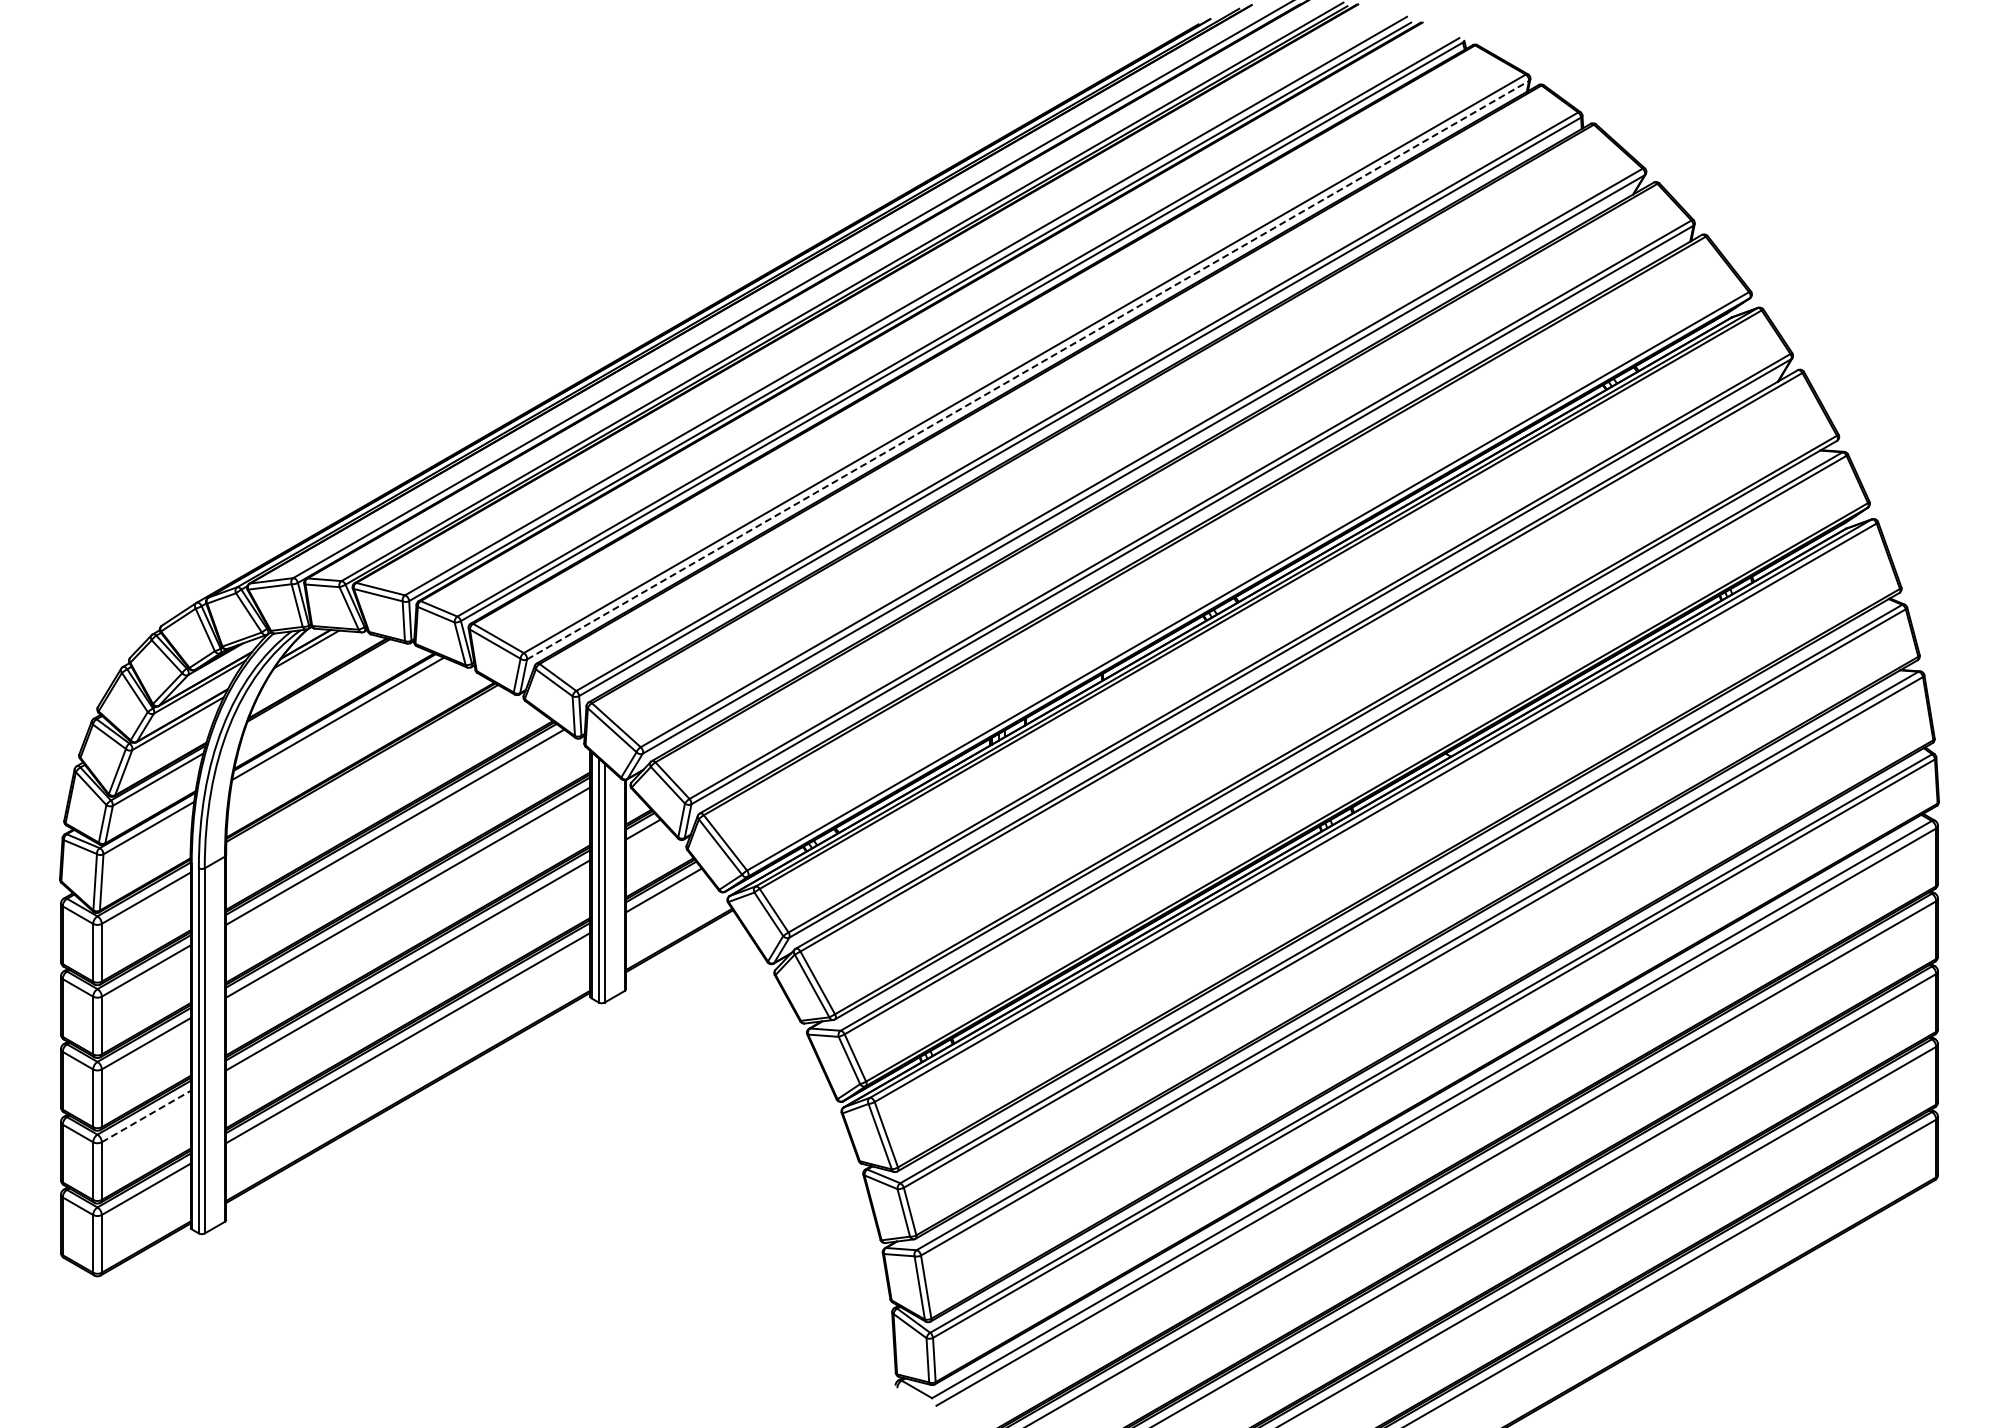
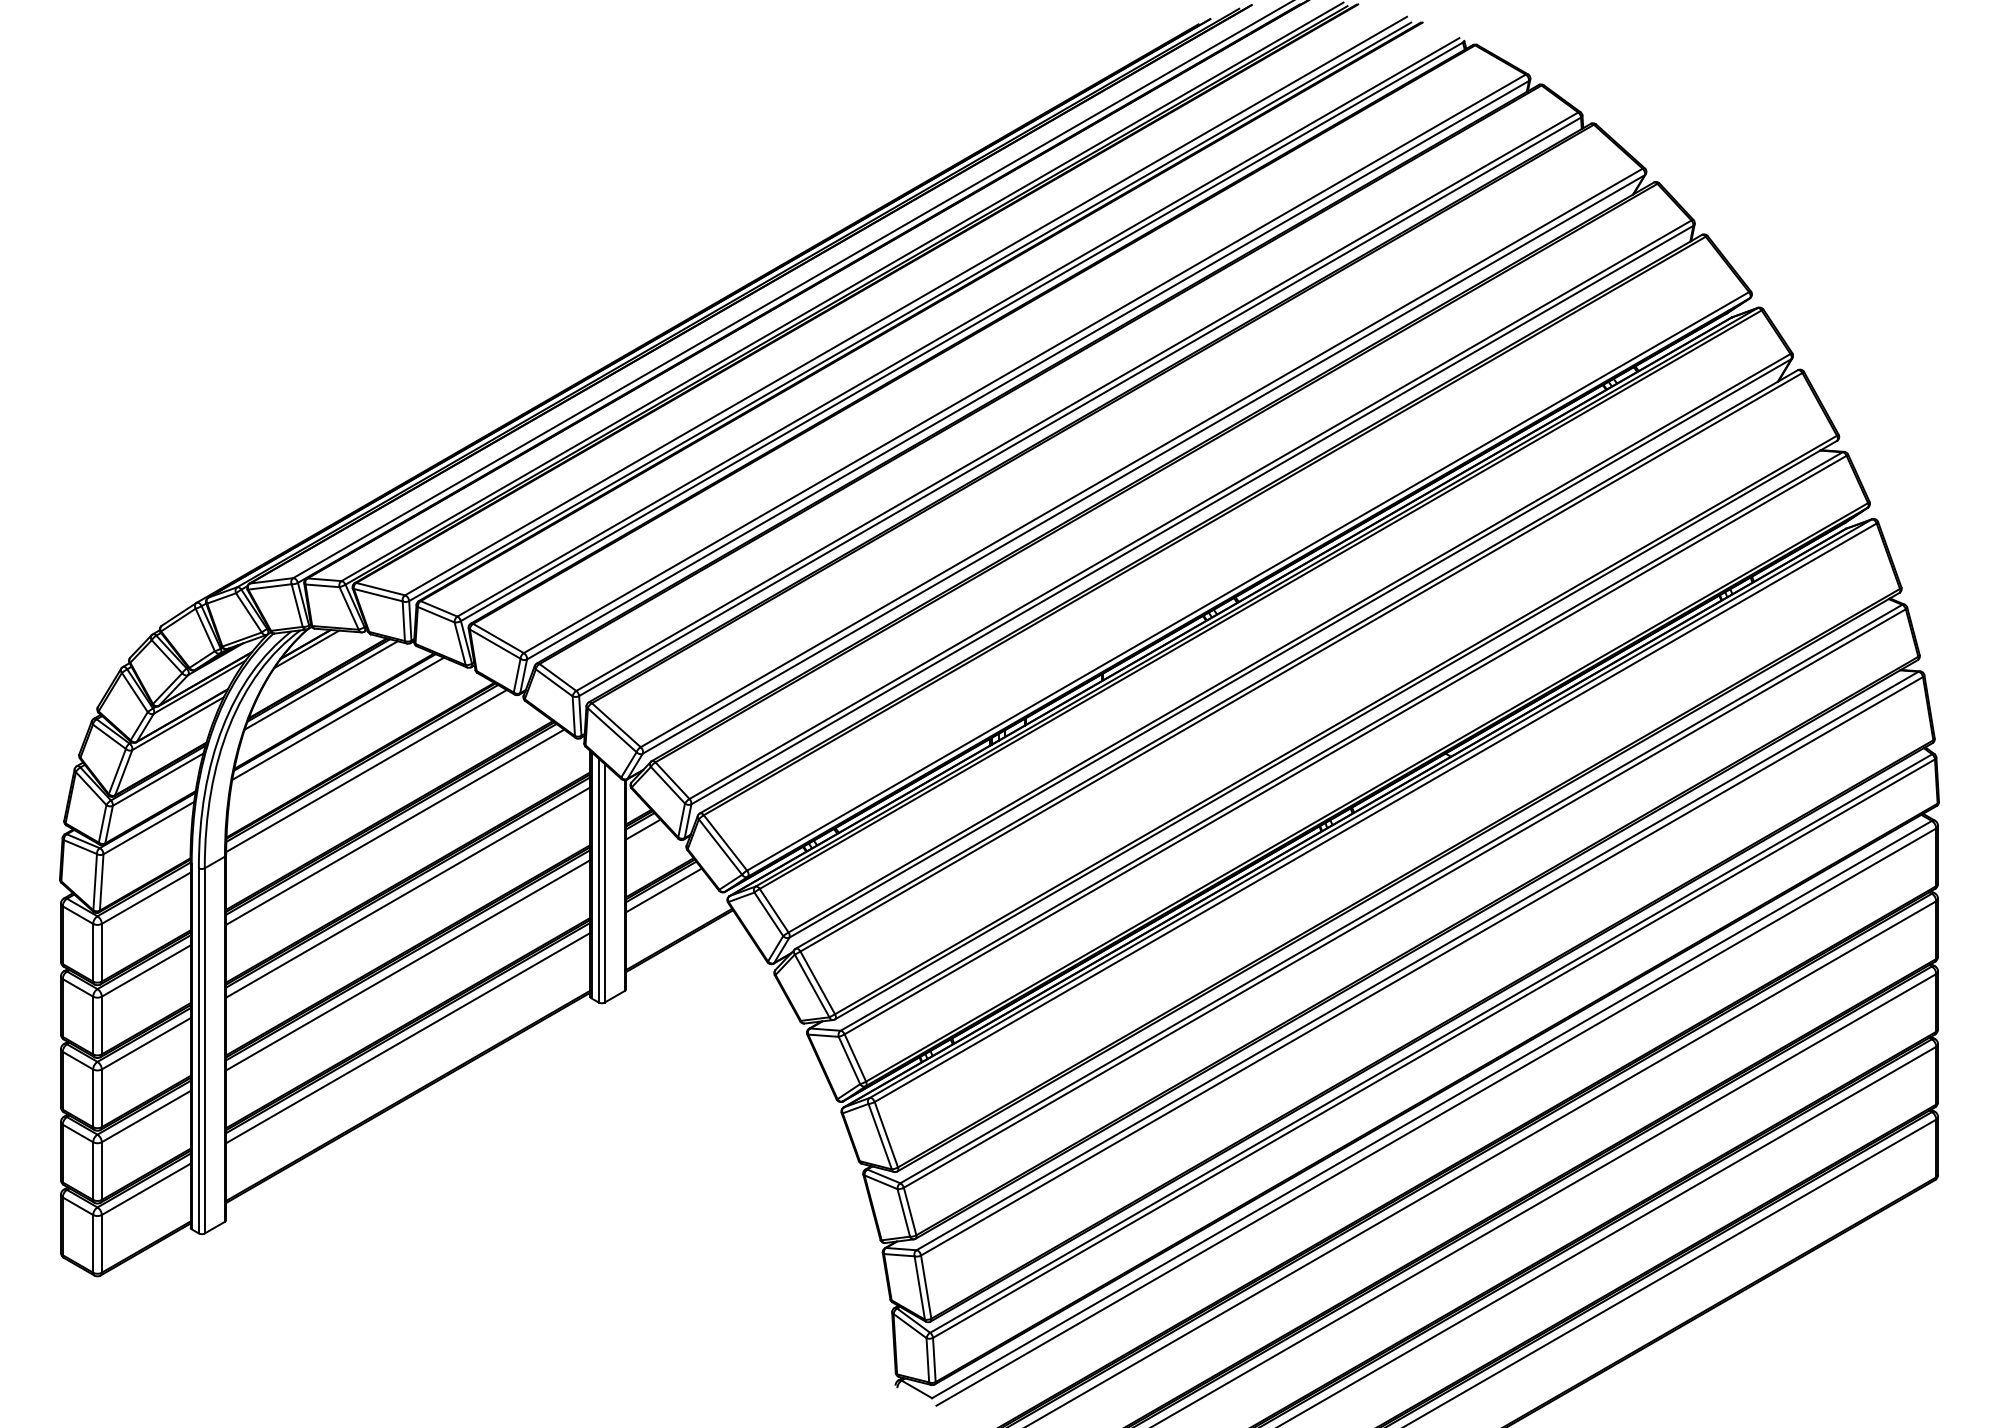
line: dashed -> solid (1028, 369)
line: none -> present (320, 685)
line: none -> present (366, 771)
line: dashed -> solid (146, 1116)
